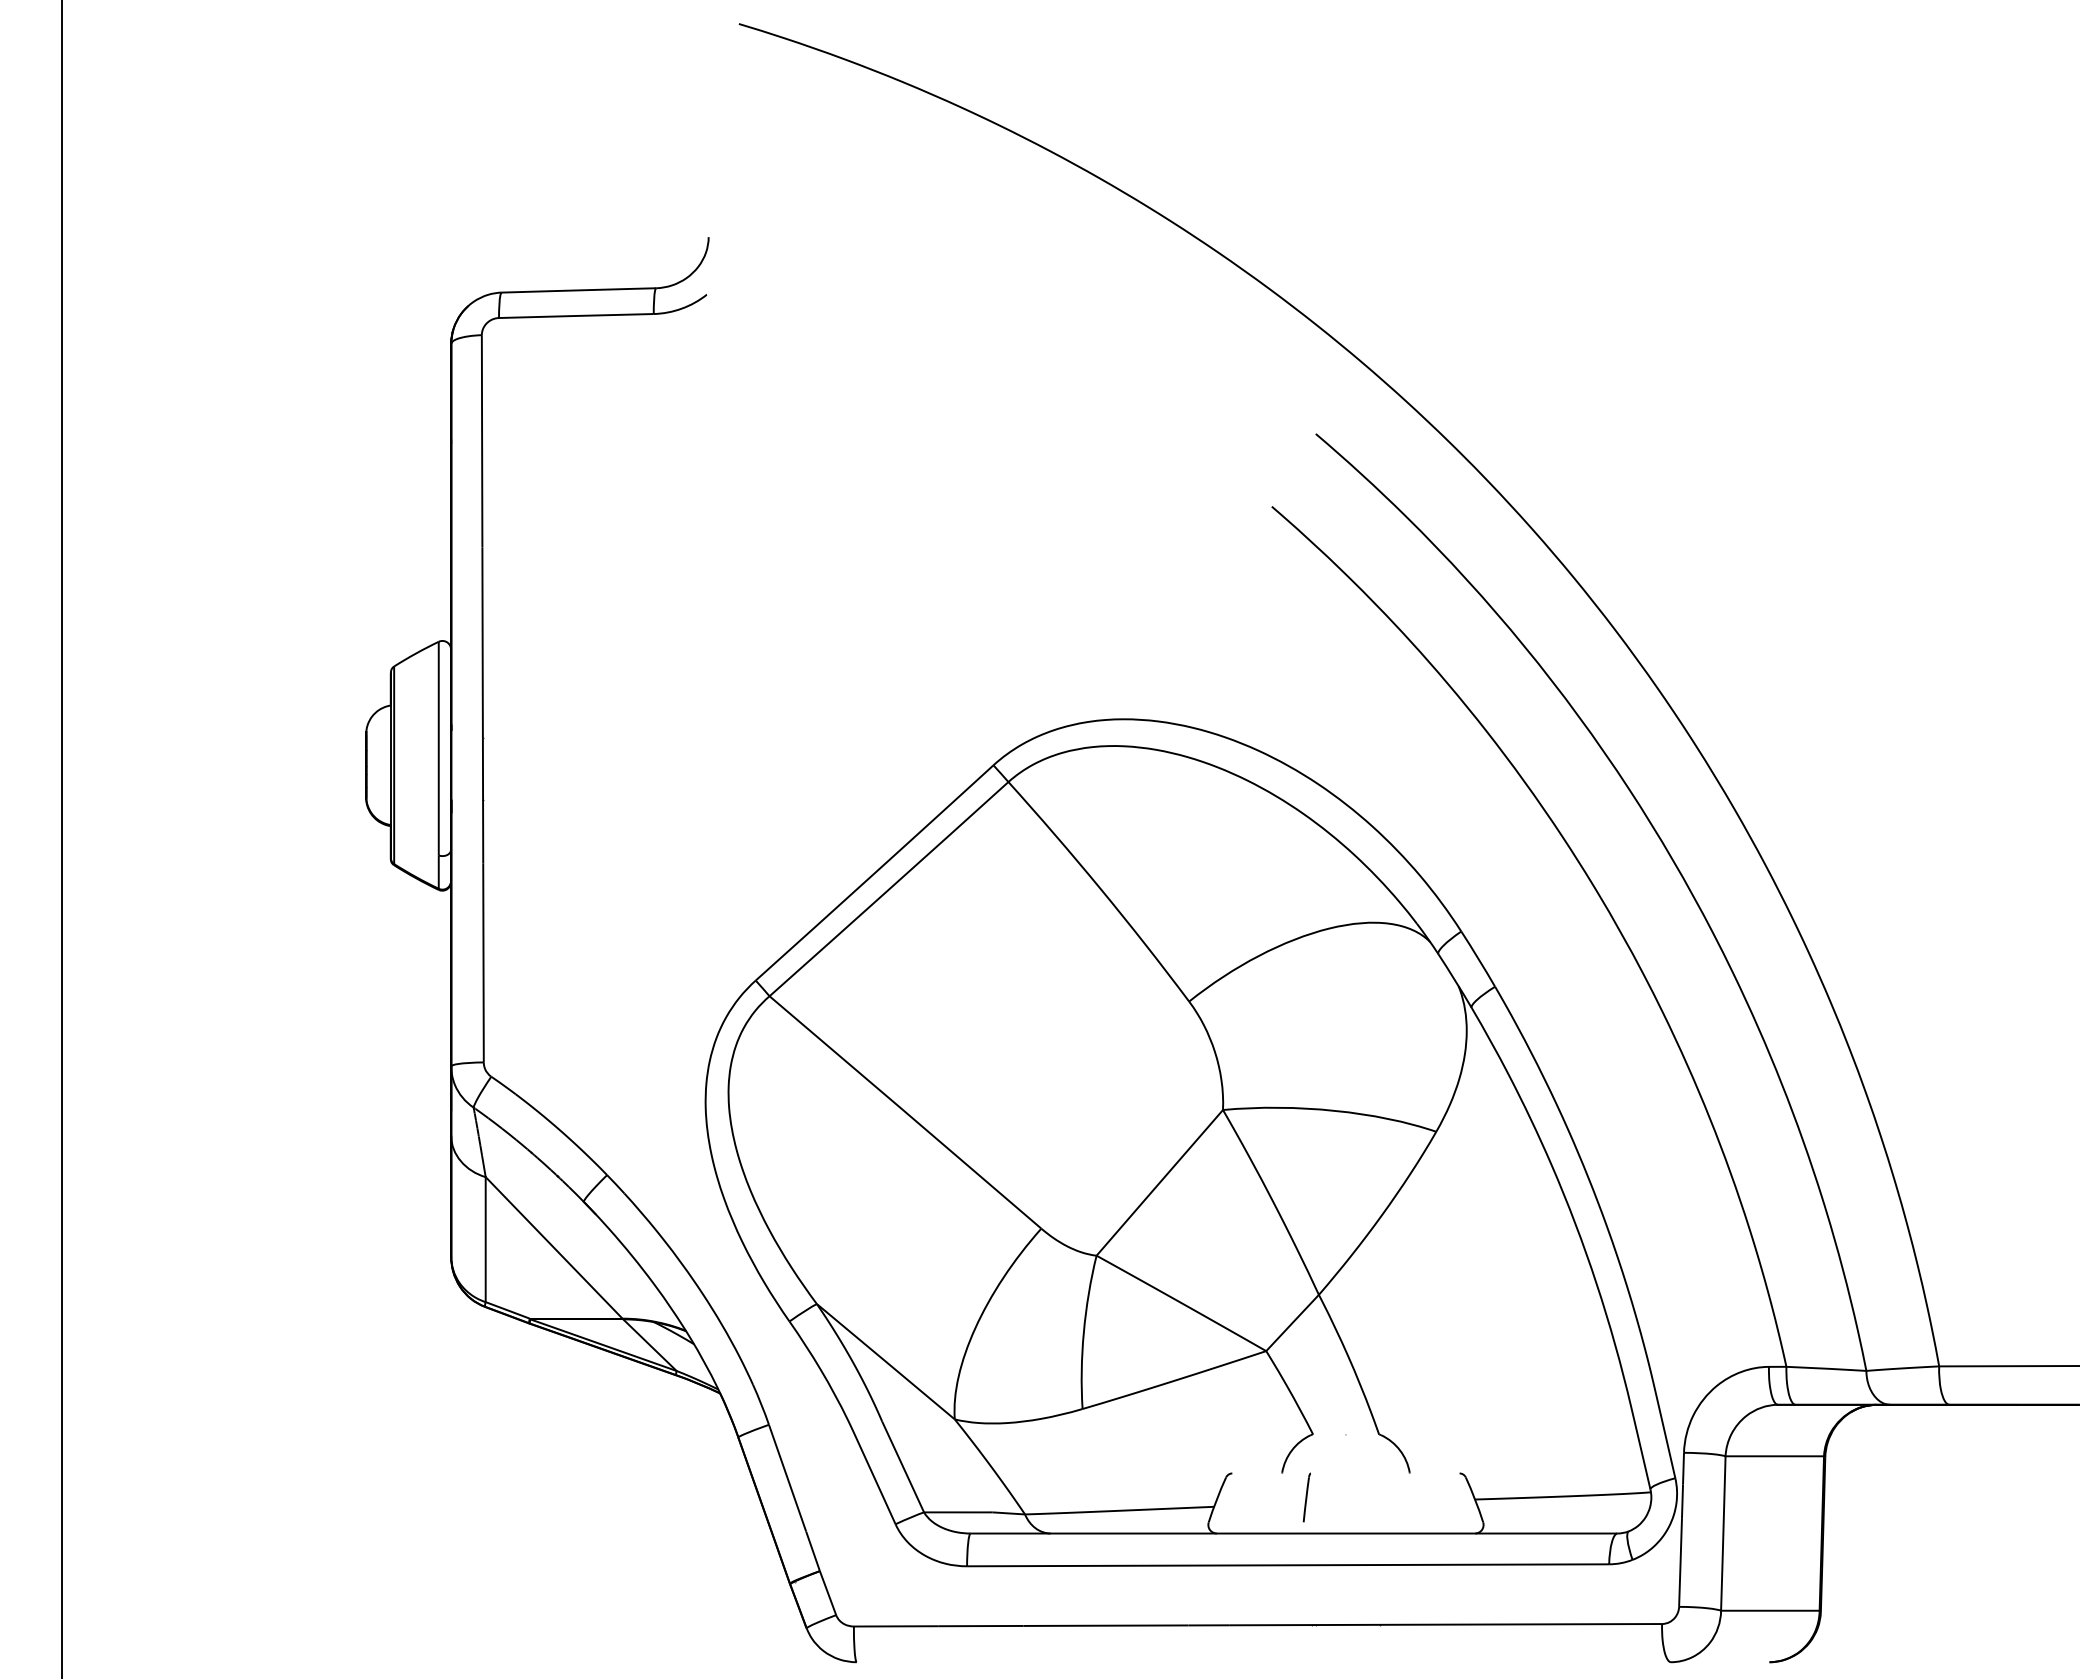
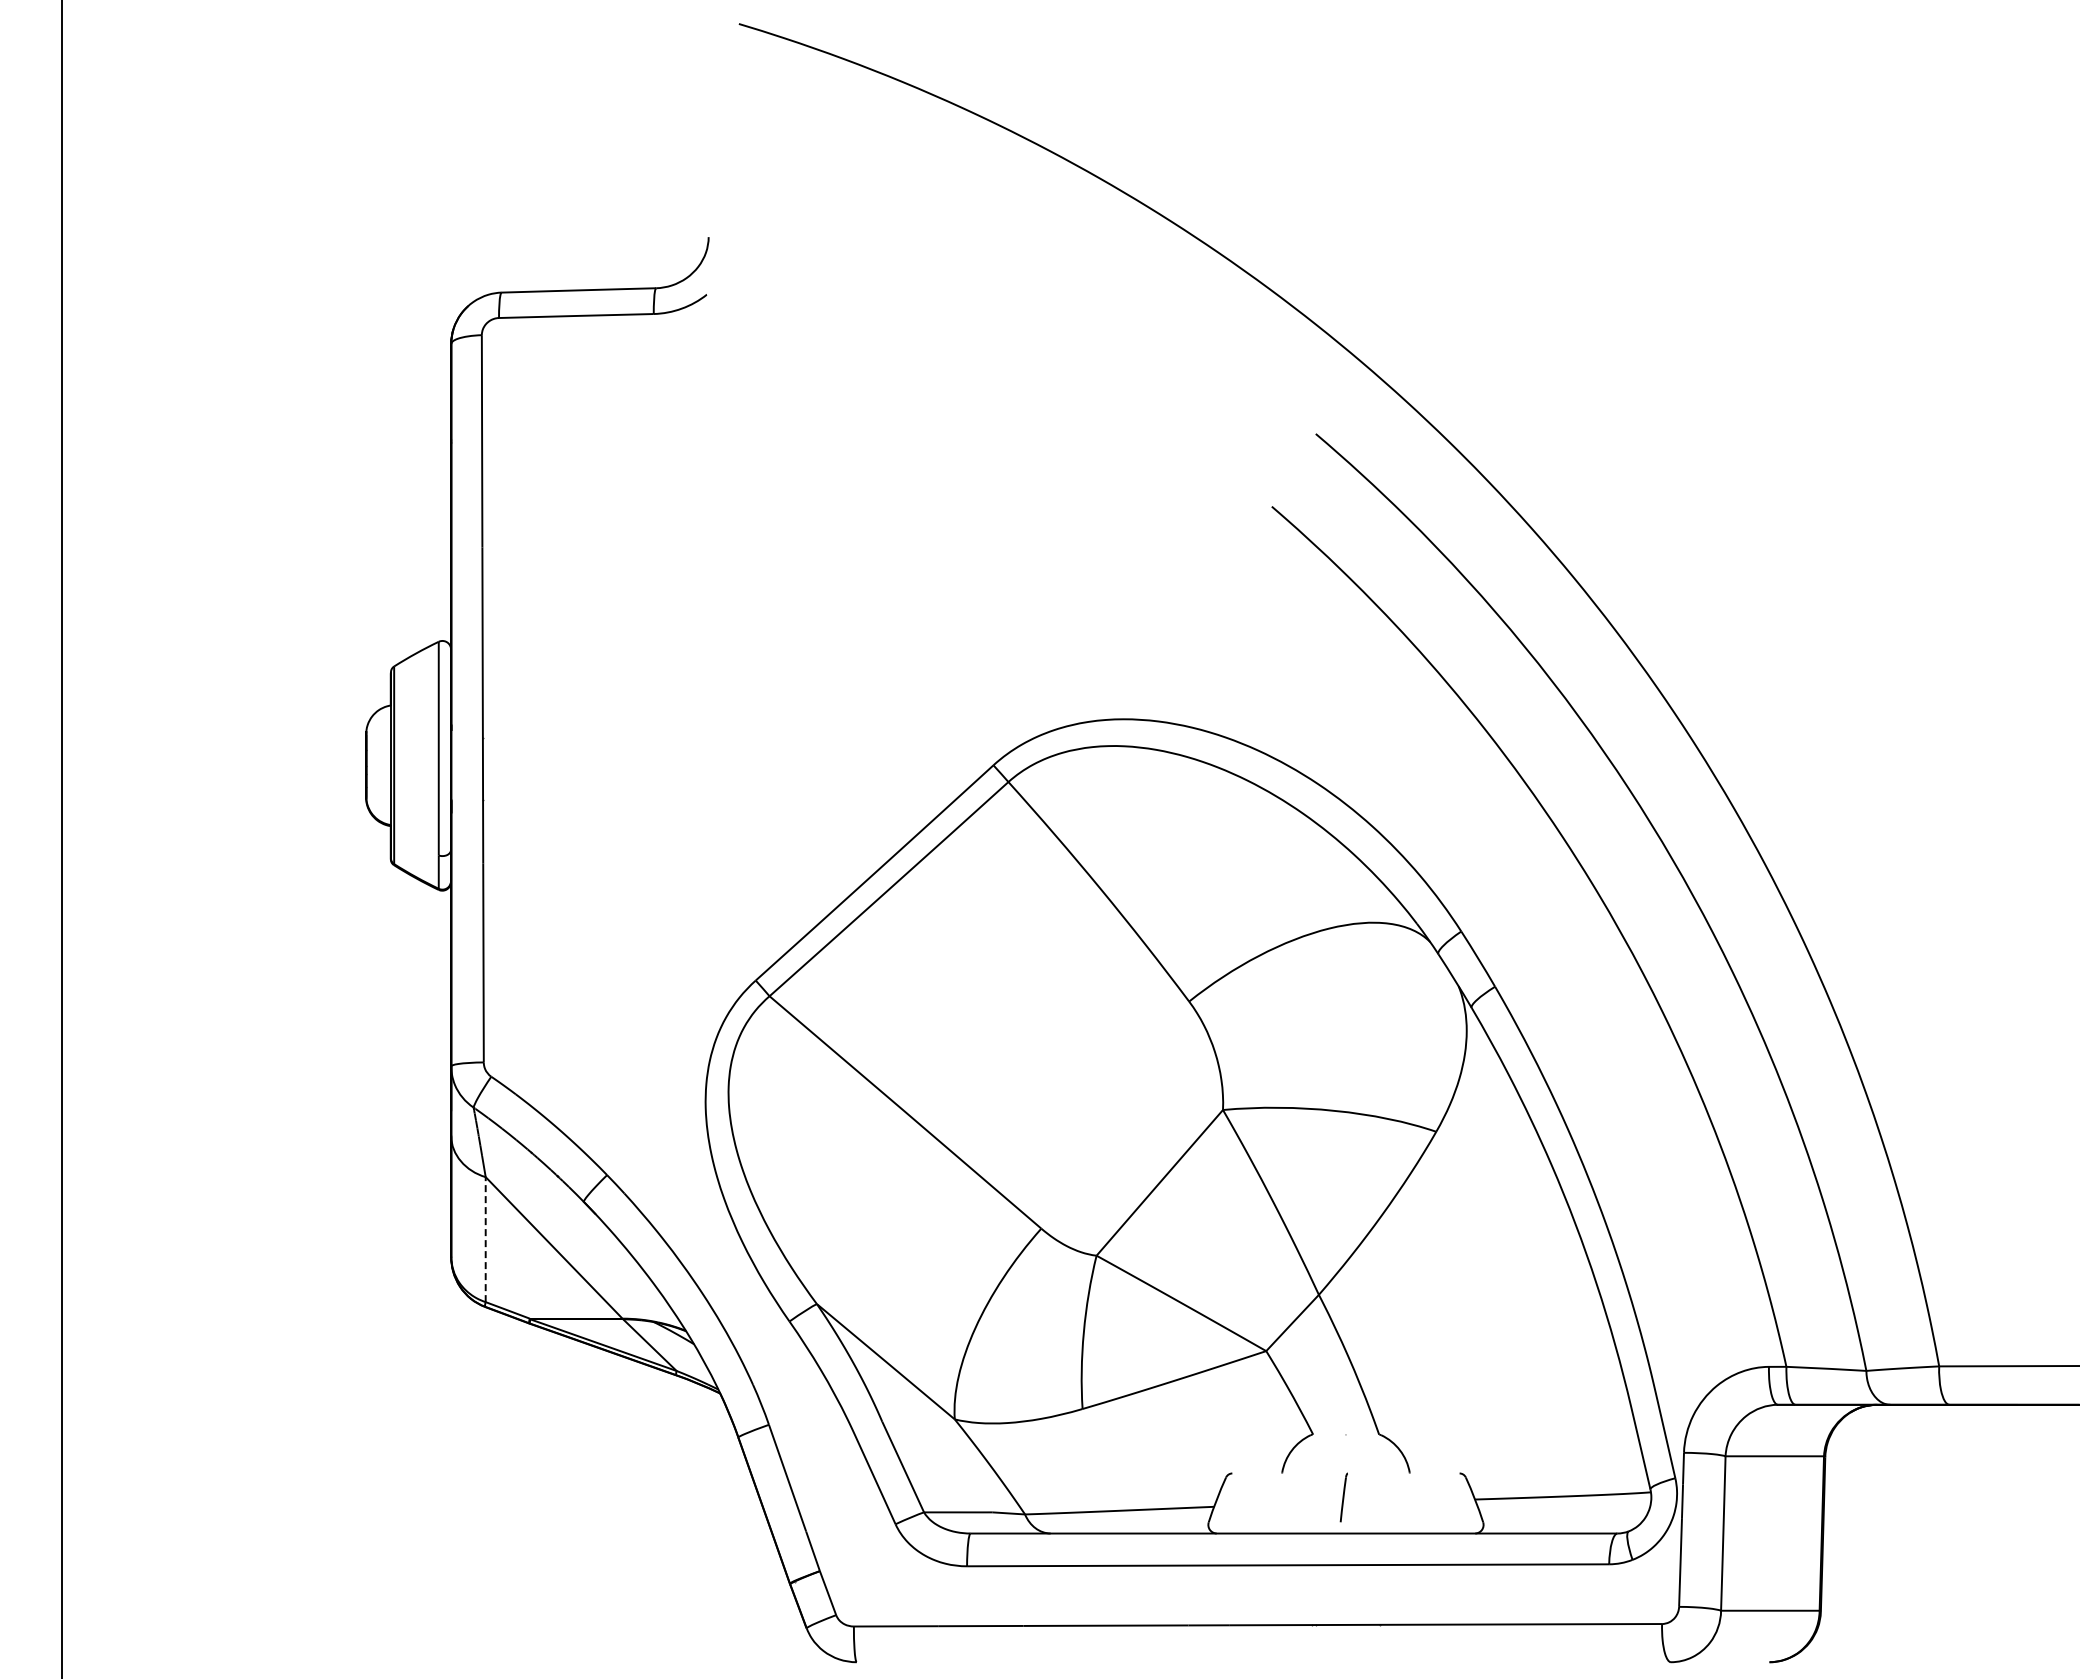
line: solid -> dashed (485, 1239)
line position: (1306, 1497) -> (1343, 1497) (1343, 1497)
